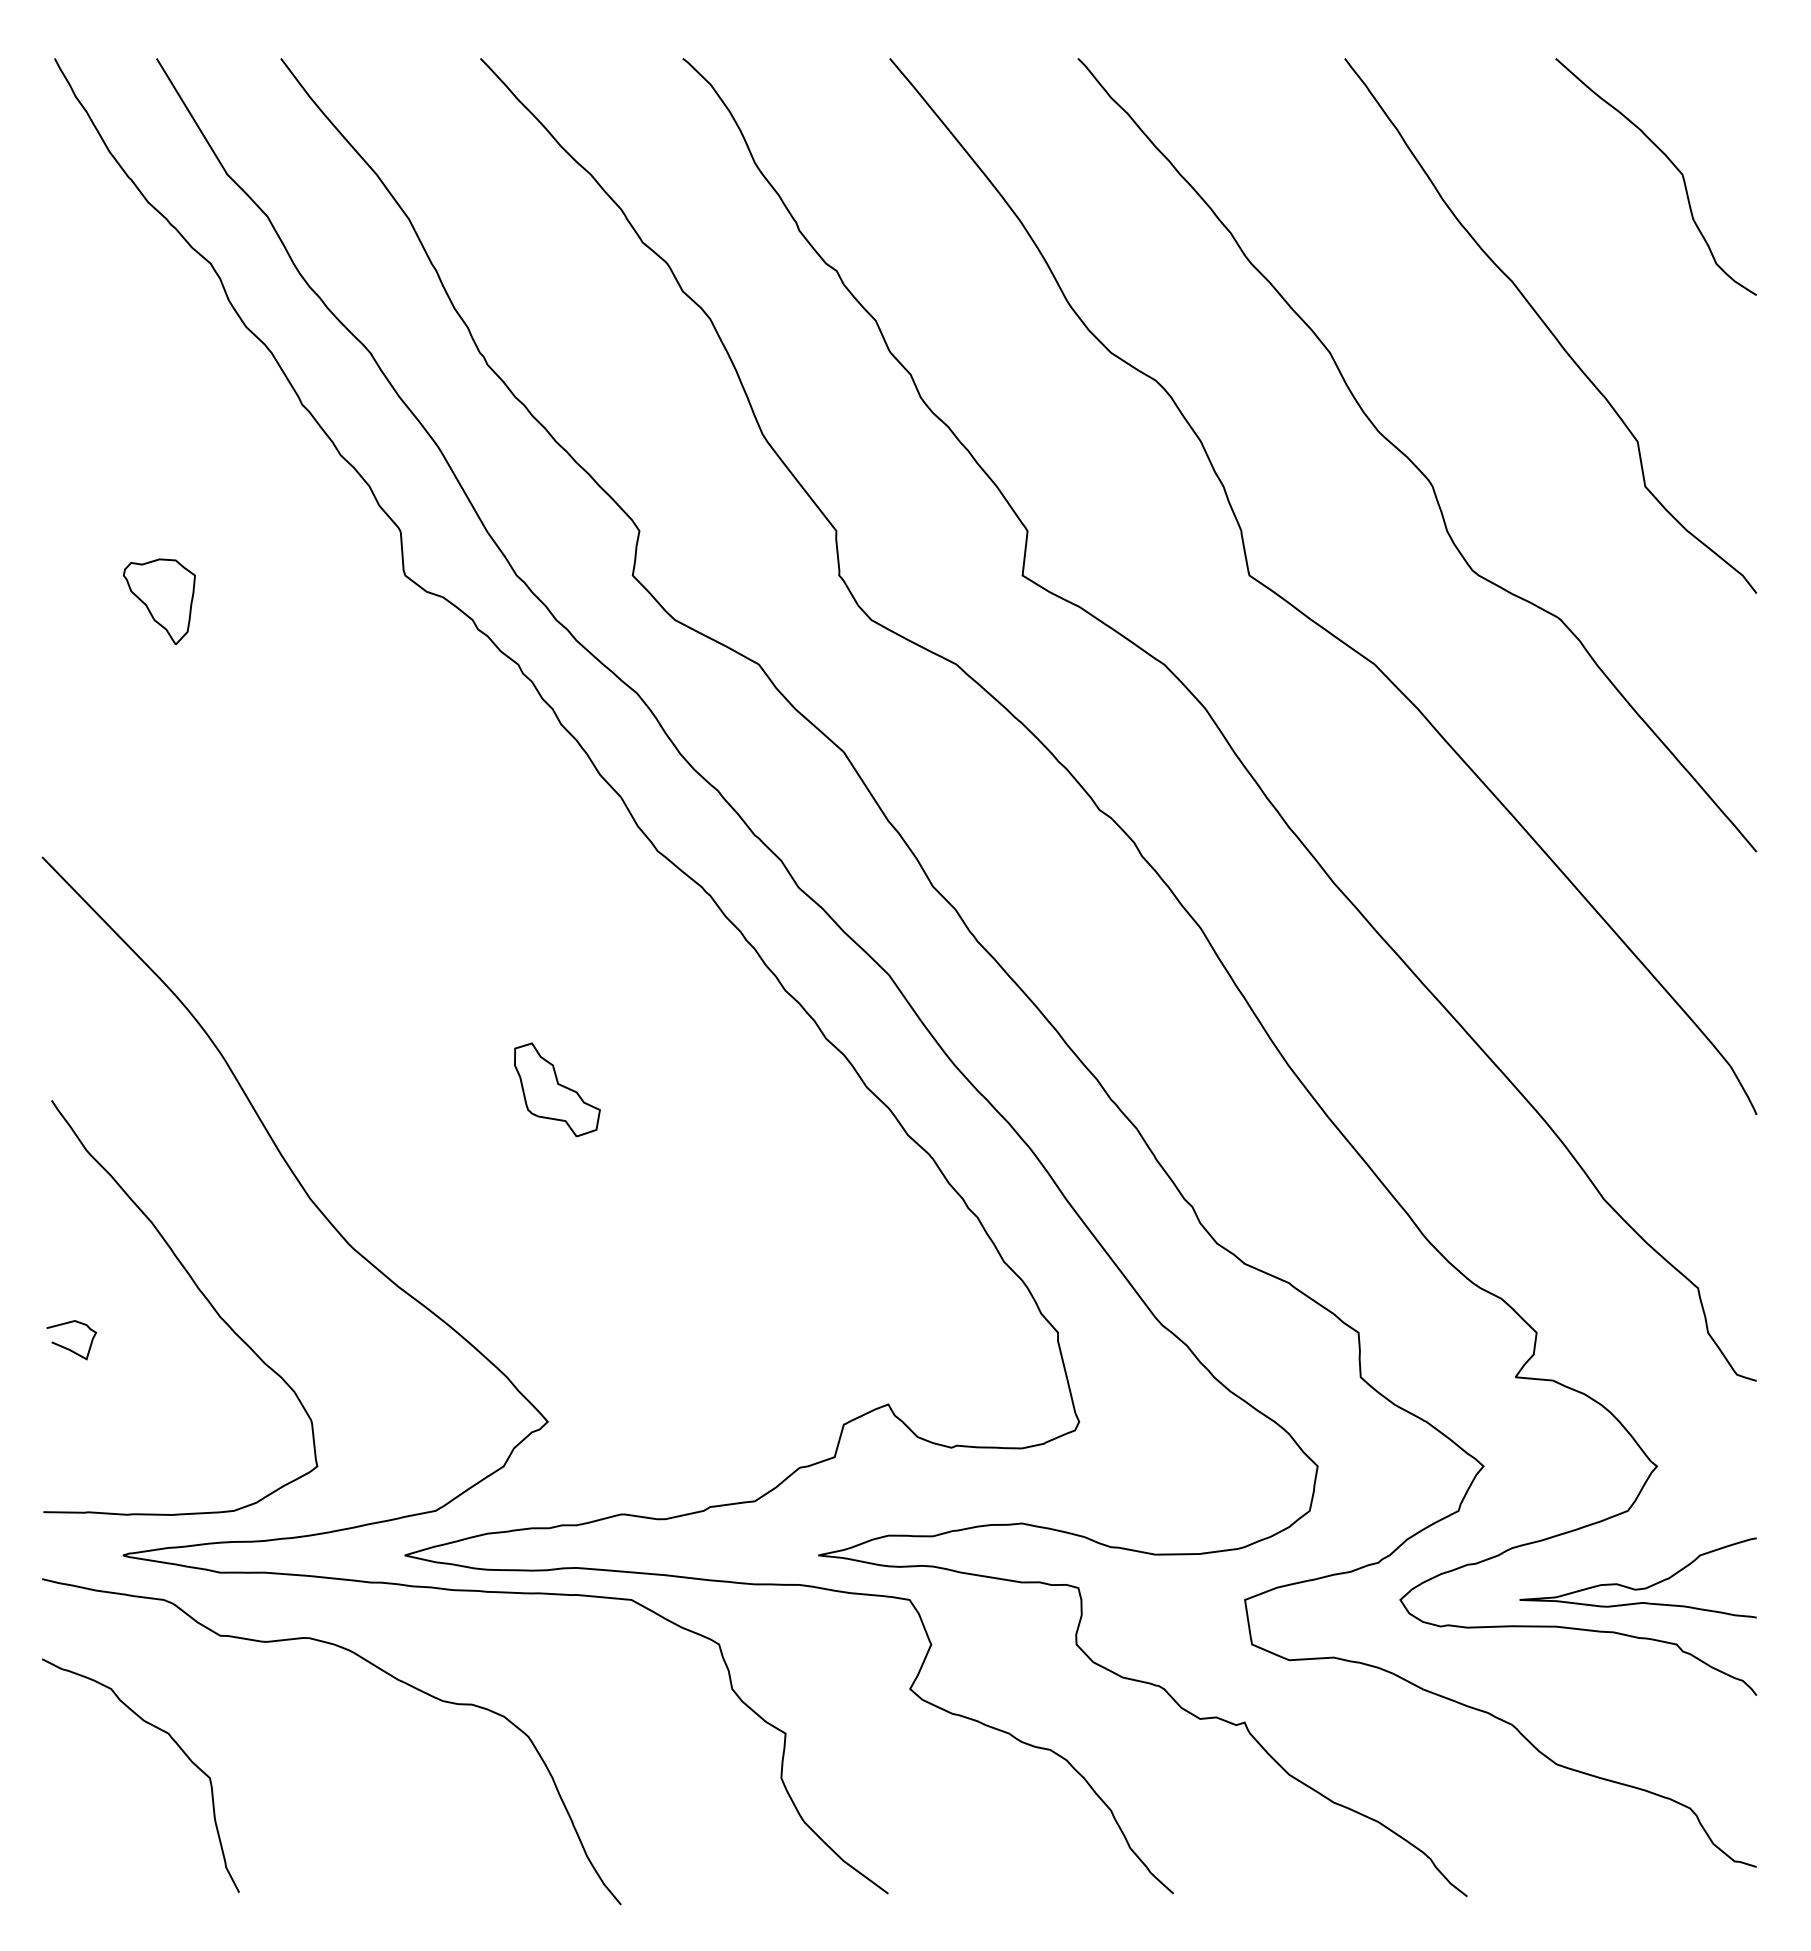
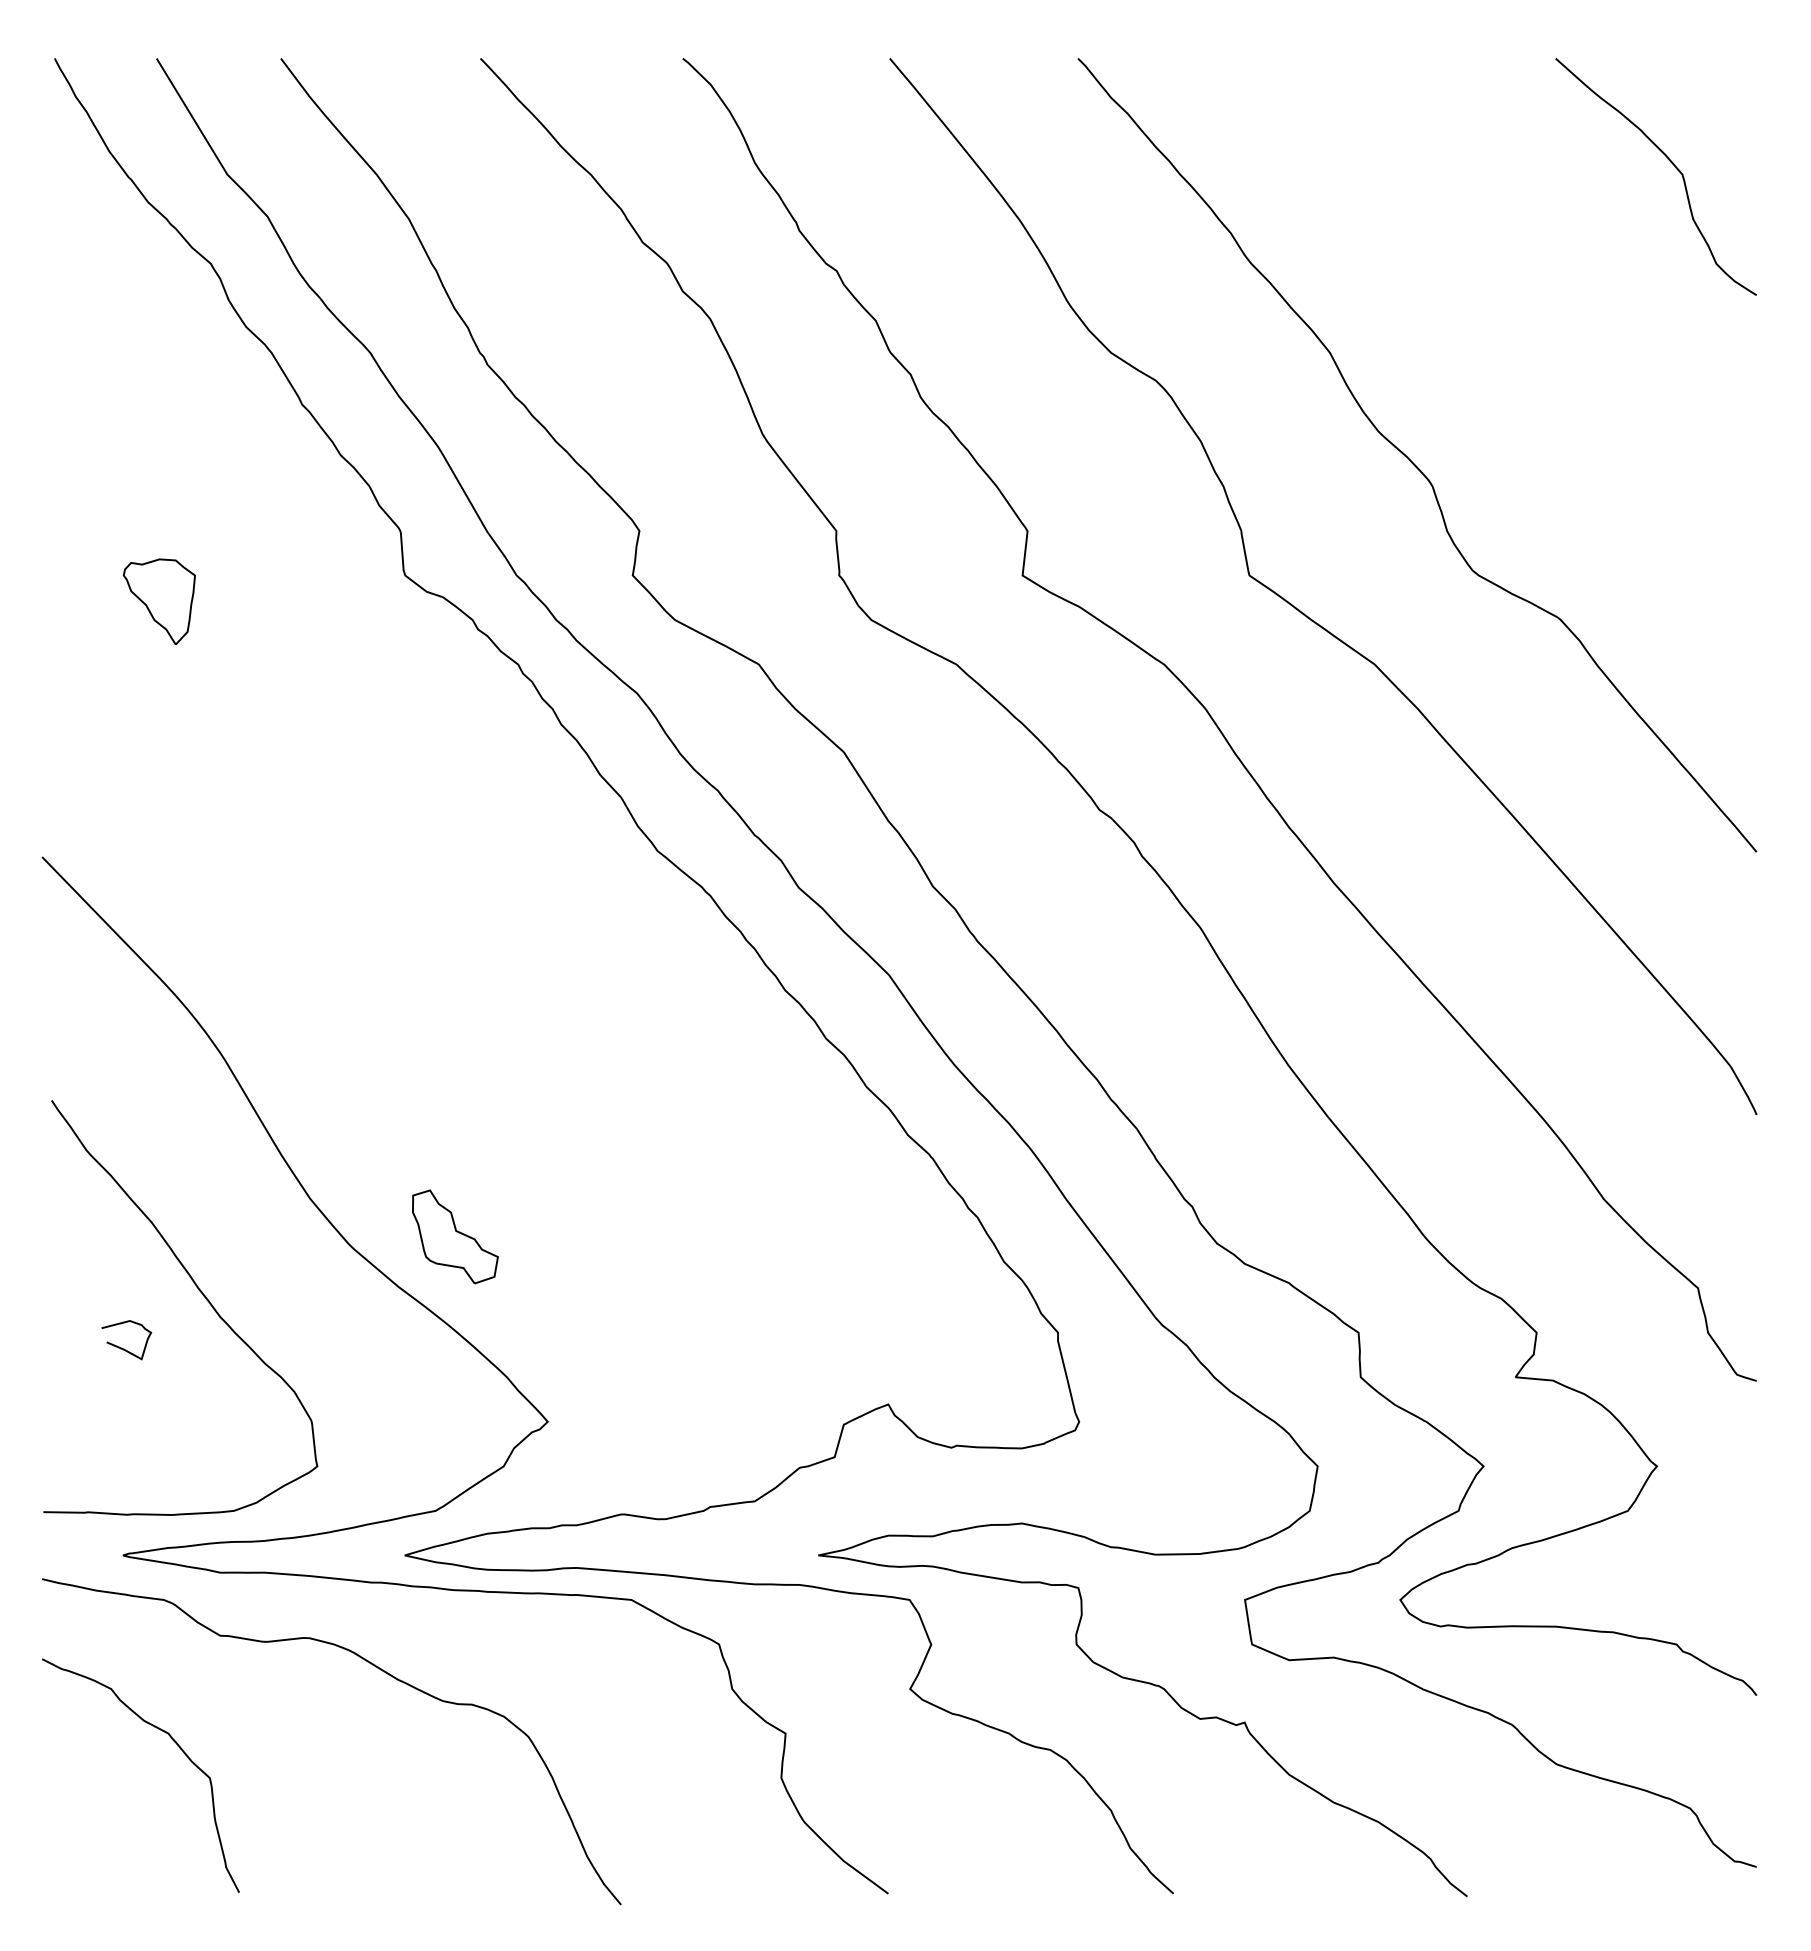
curve: present -> none (1548, 326)
part position: (557, 1089) -> (455, 1236) (455, 1236)
curve position: (69, 1348) -> (124, 1348) (124, 1348)
curve: present -> none (1637, 1588)
